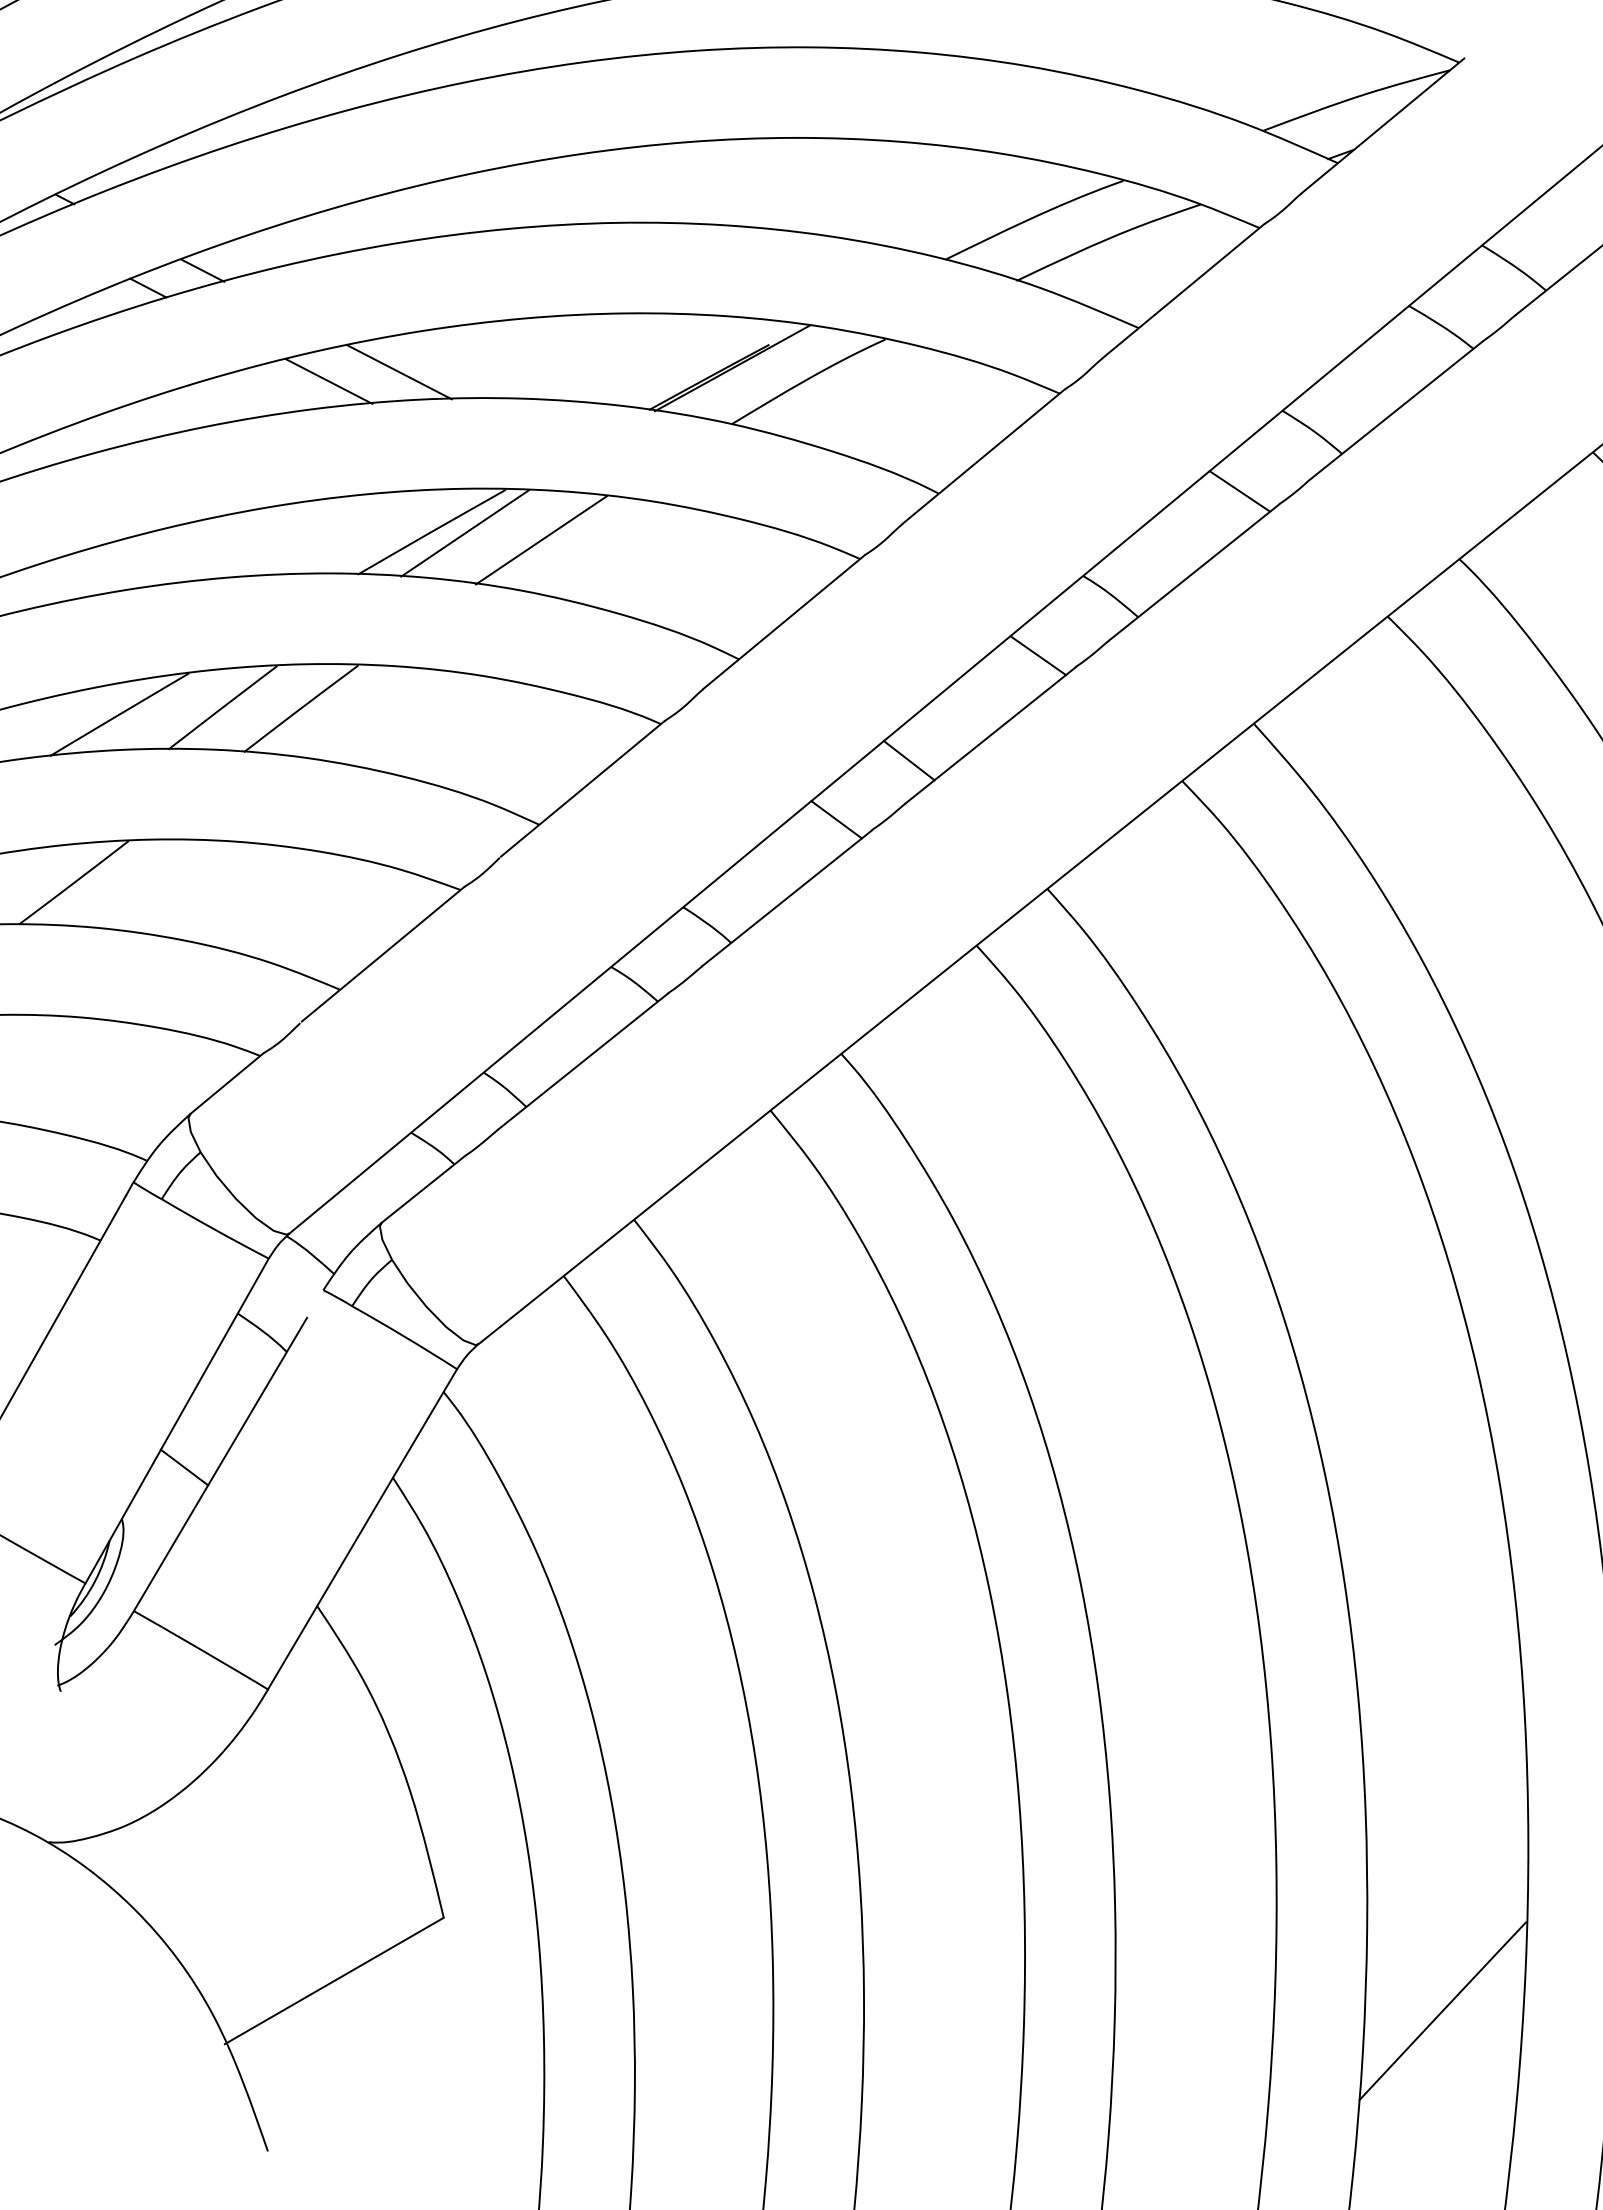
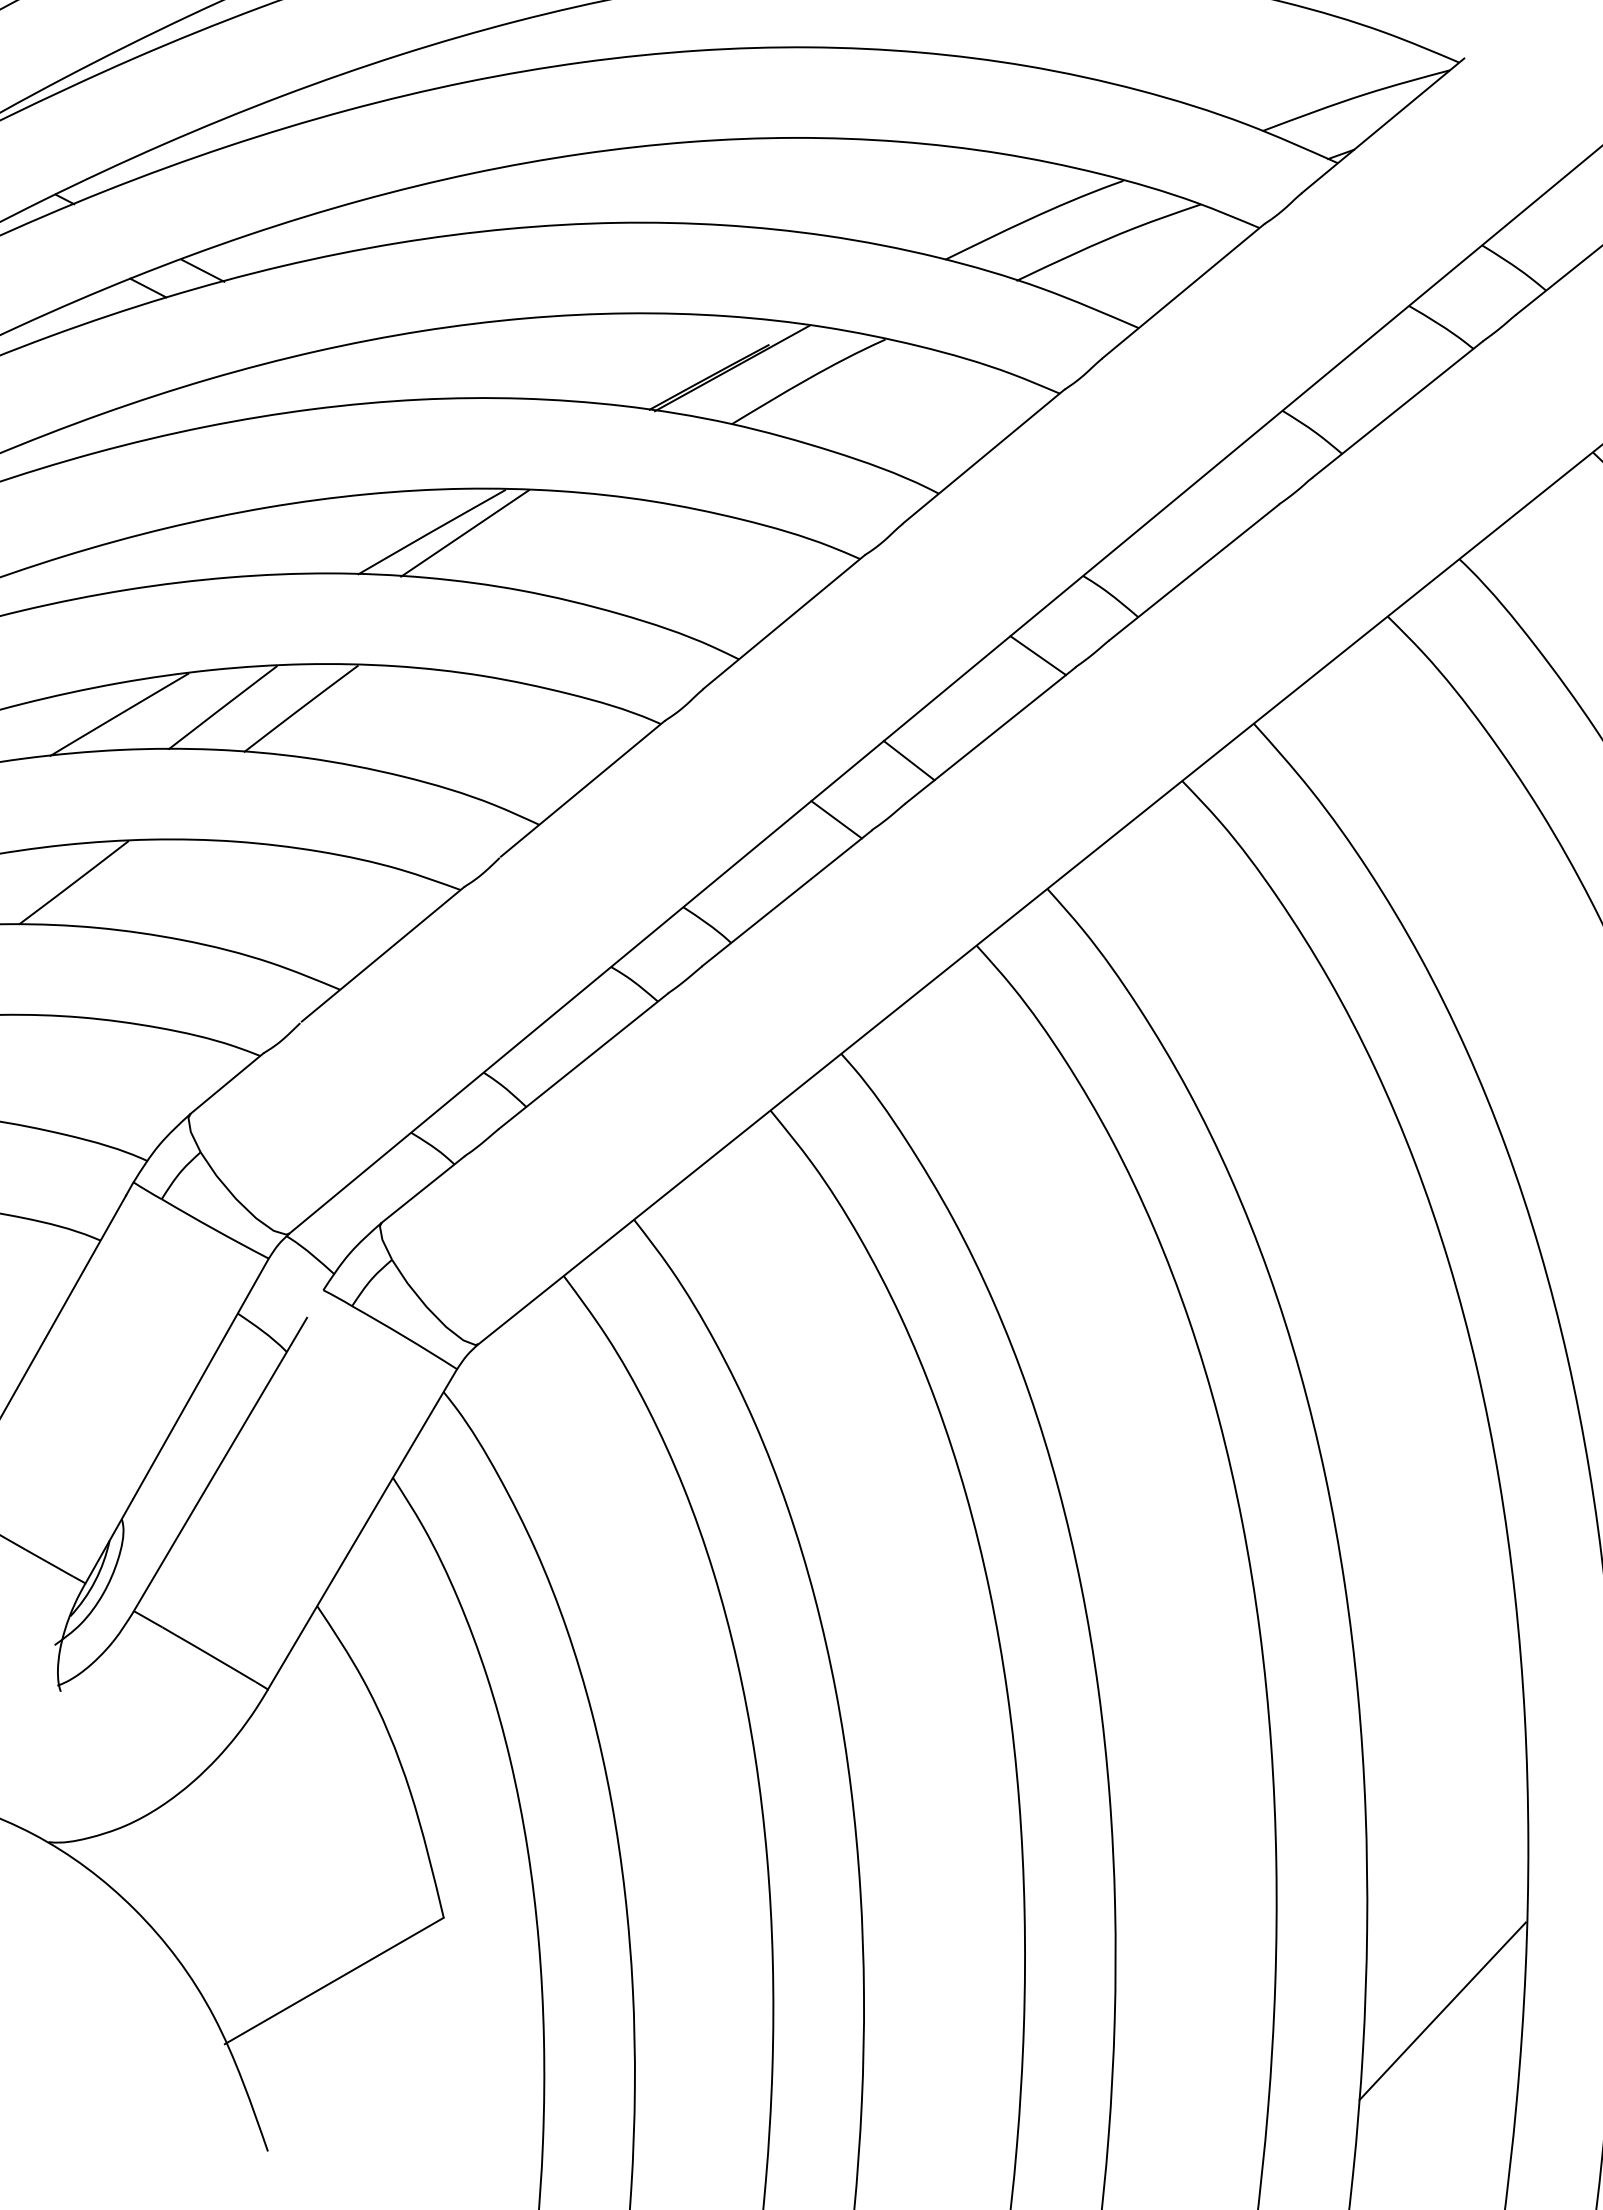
line: present -> none (399, 372)
line: present -> none (328, 381)
line: present -> none (1239, 491)
line: present -> none (540, 540)
line: present -> none (184, 1467)
